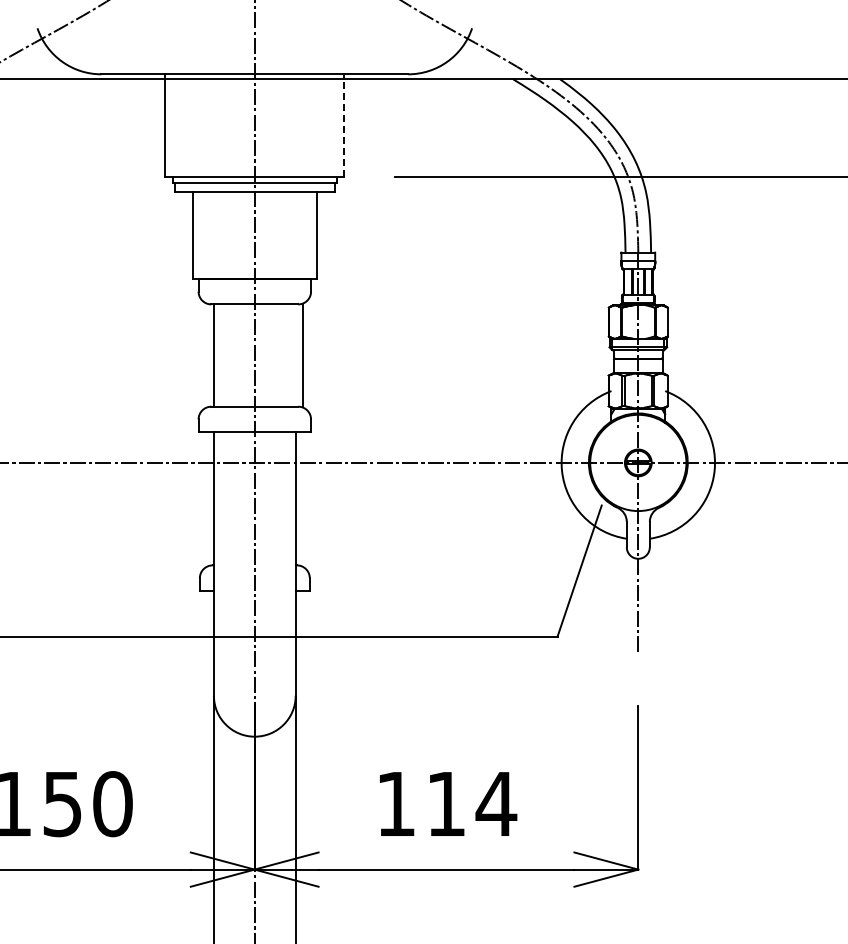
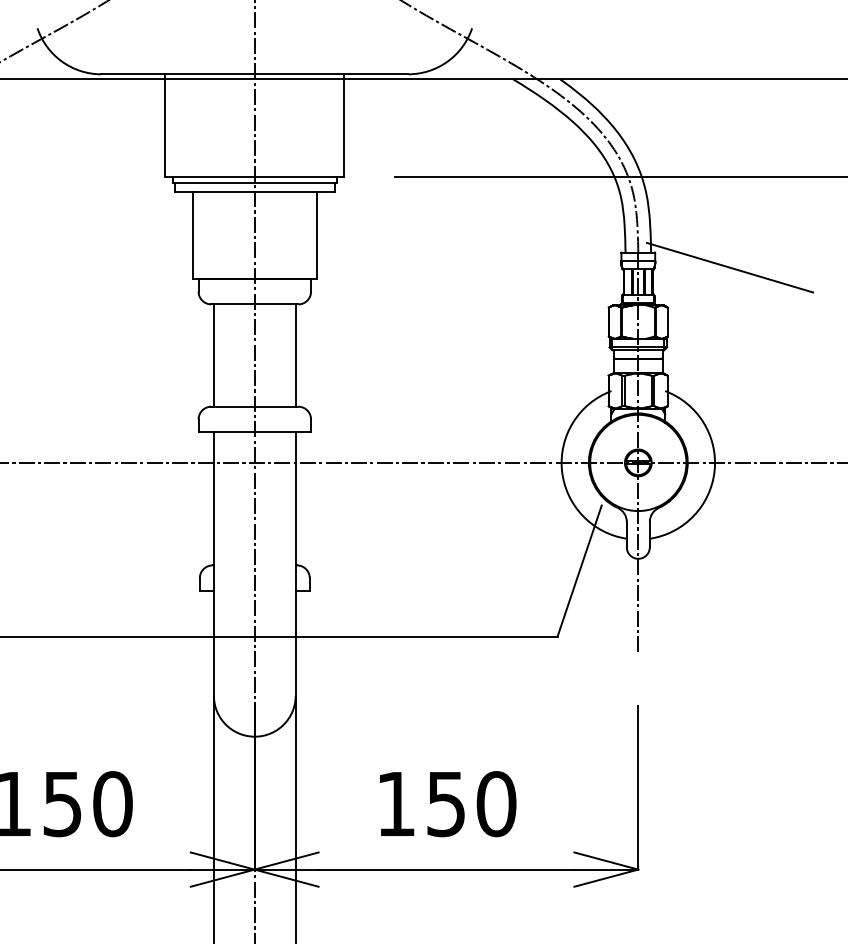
line: dashed -> solid (344, 124)
line: none -> present (729, 267)
line position: (302, 355) -> (295, 355) (295, 355)
text: 114 -> 150 (472, 804)
